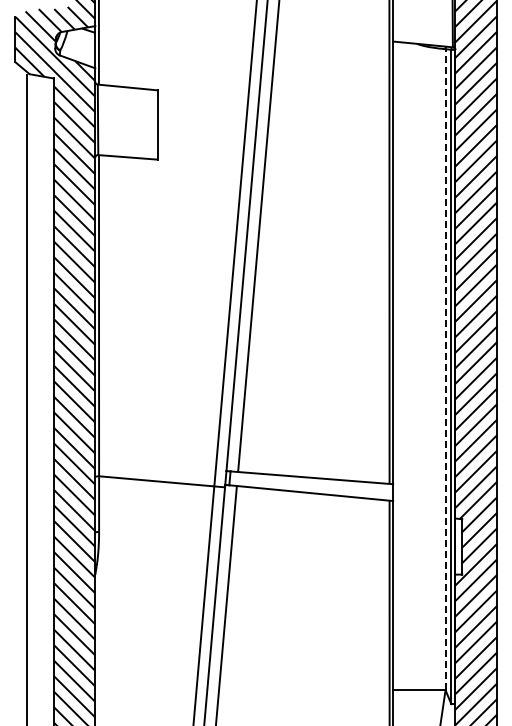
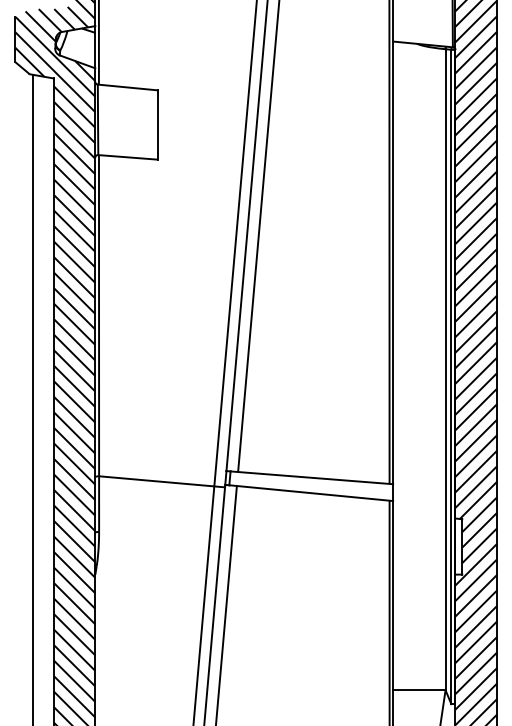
line: dashed -> solid (445, 369)
line position: (26, 398) -> (32, 398) (32, 398)
